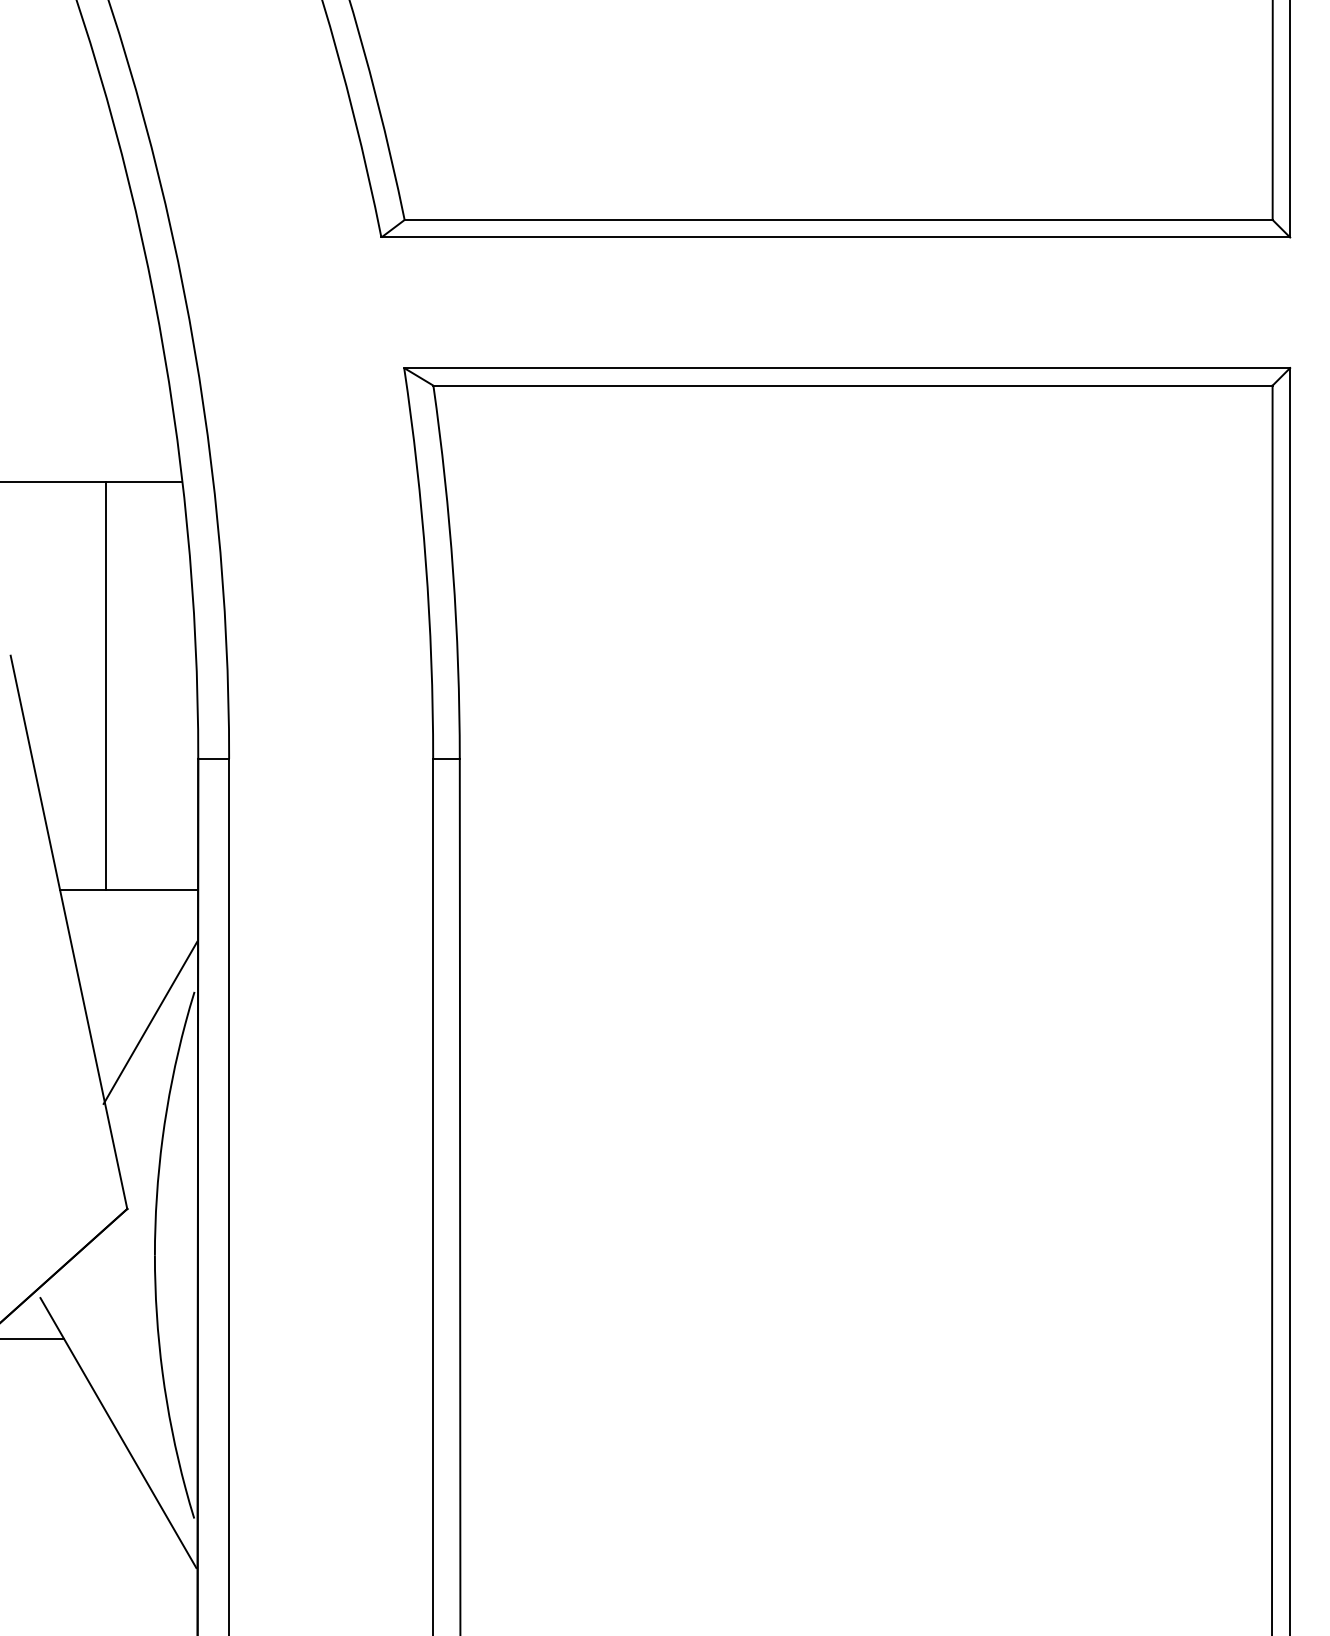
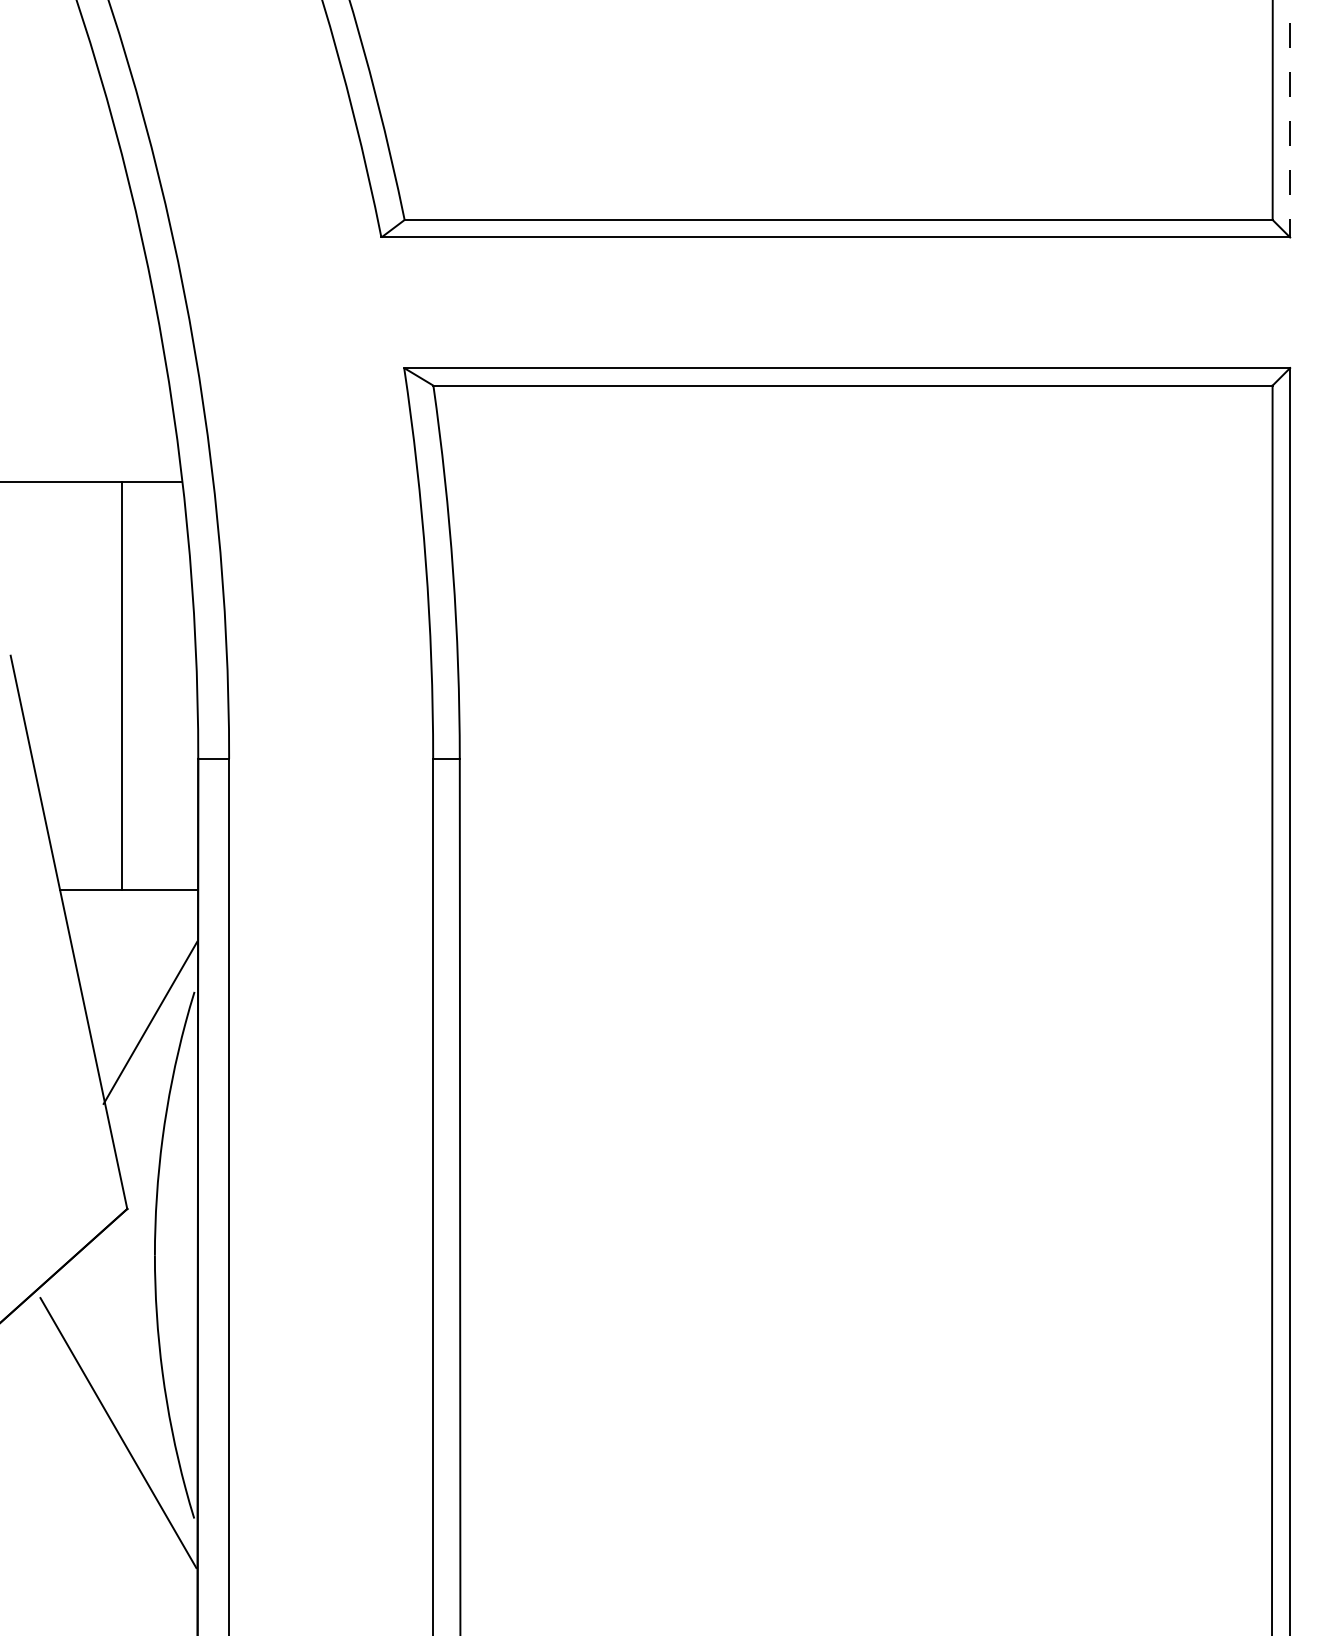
line: solid -> dashed (1290, 119)
line position: (106, 686) -> (122, 686) (122, 686)
line: present -> none (33, 1338)
